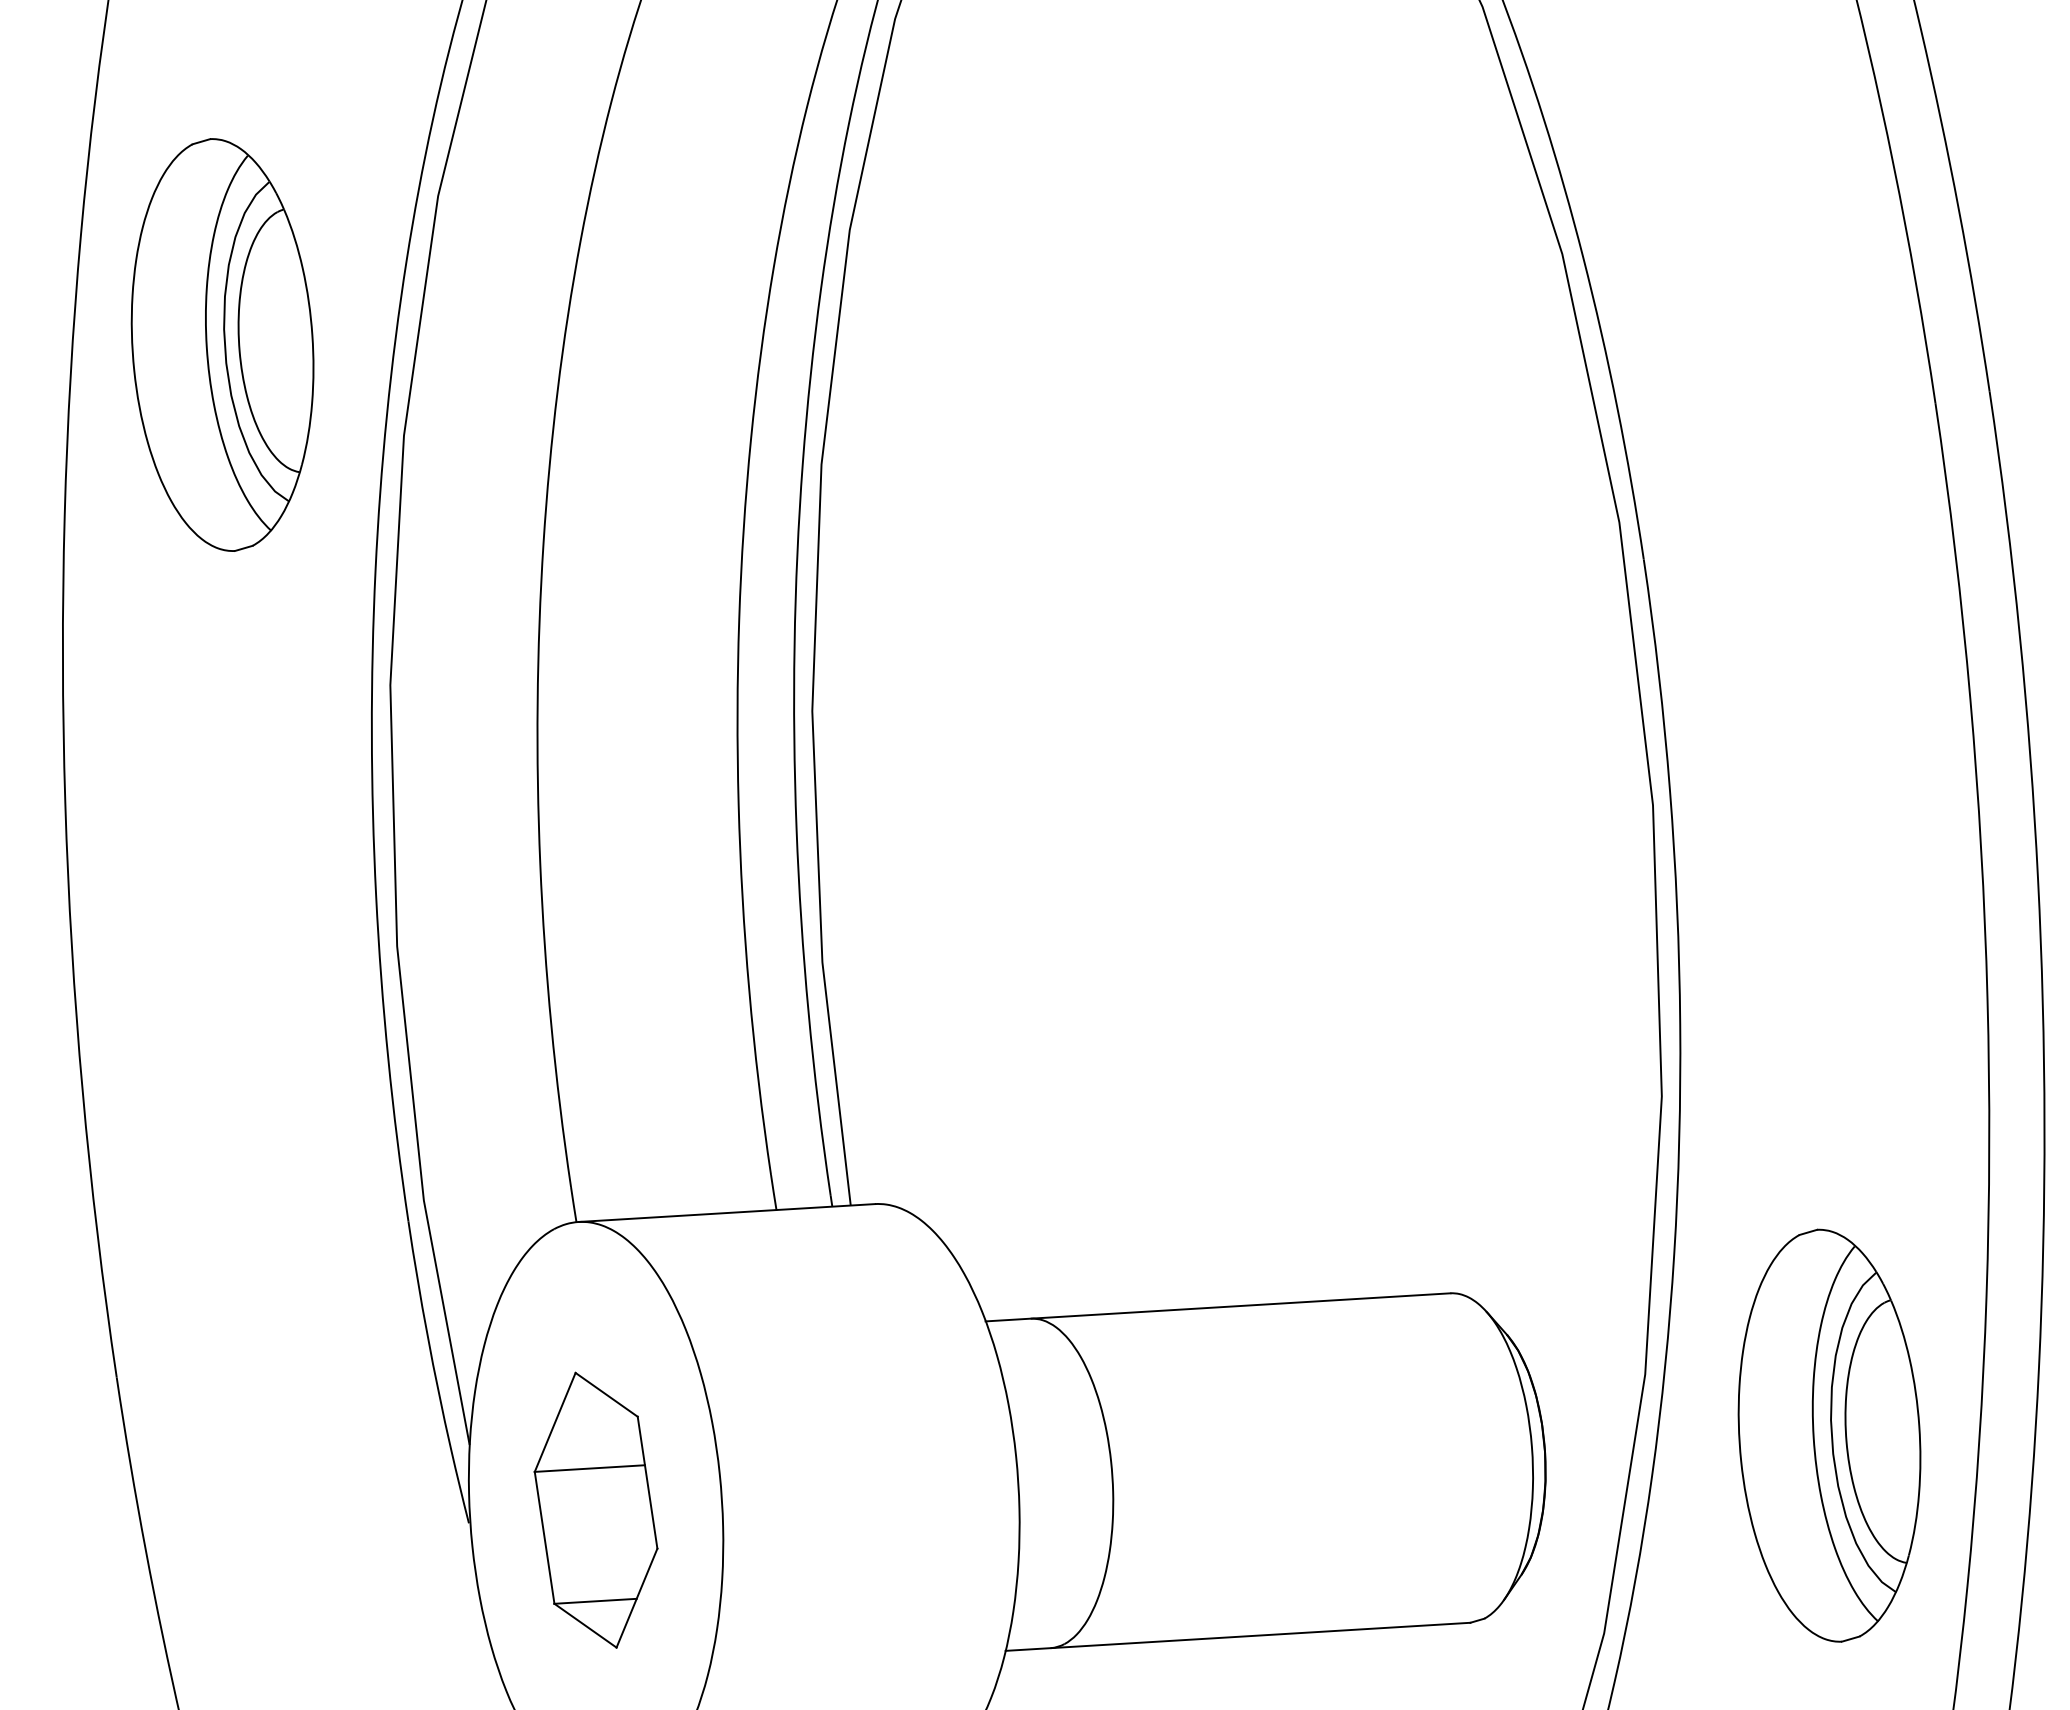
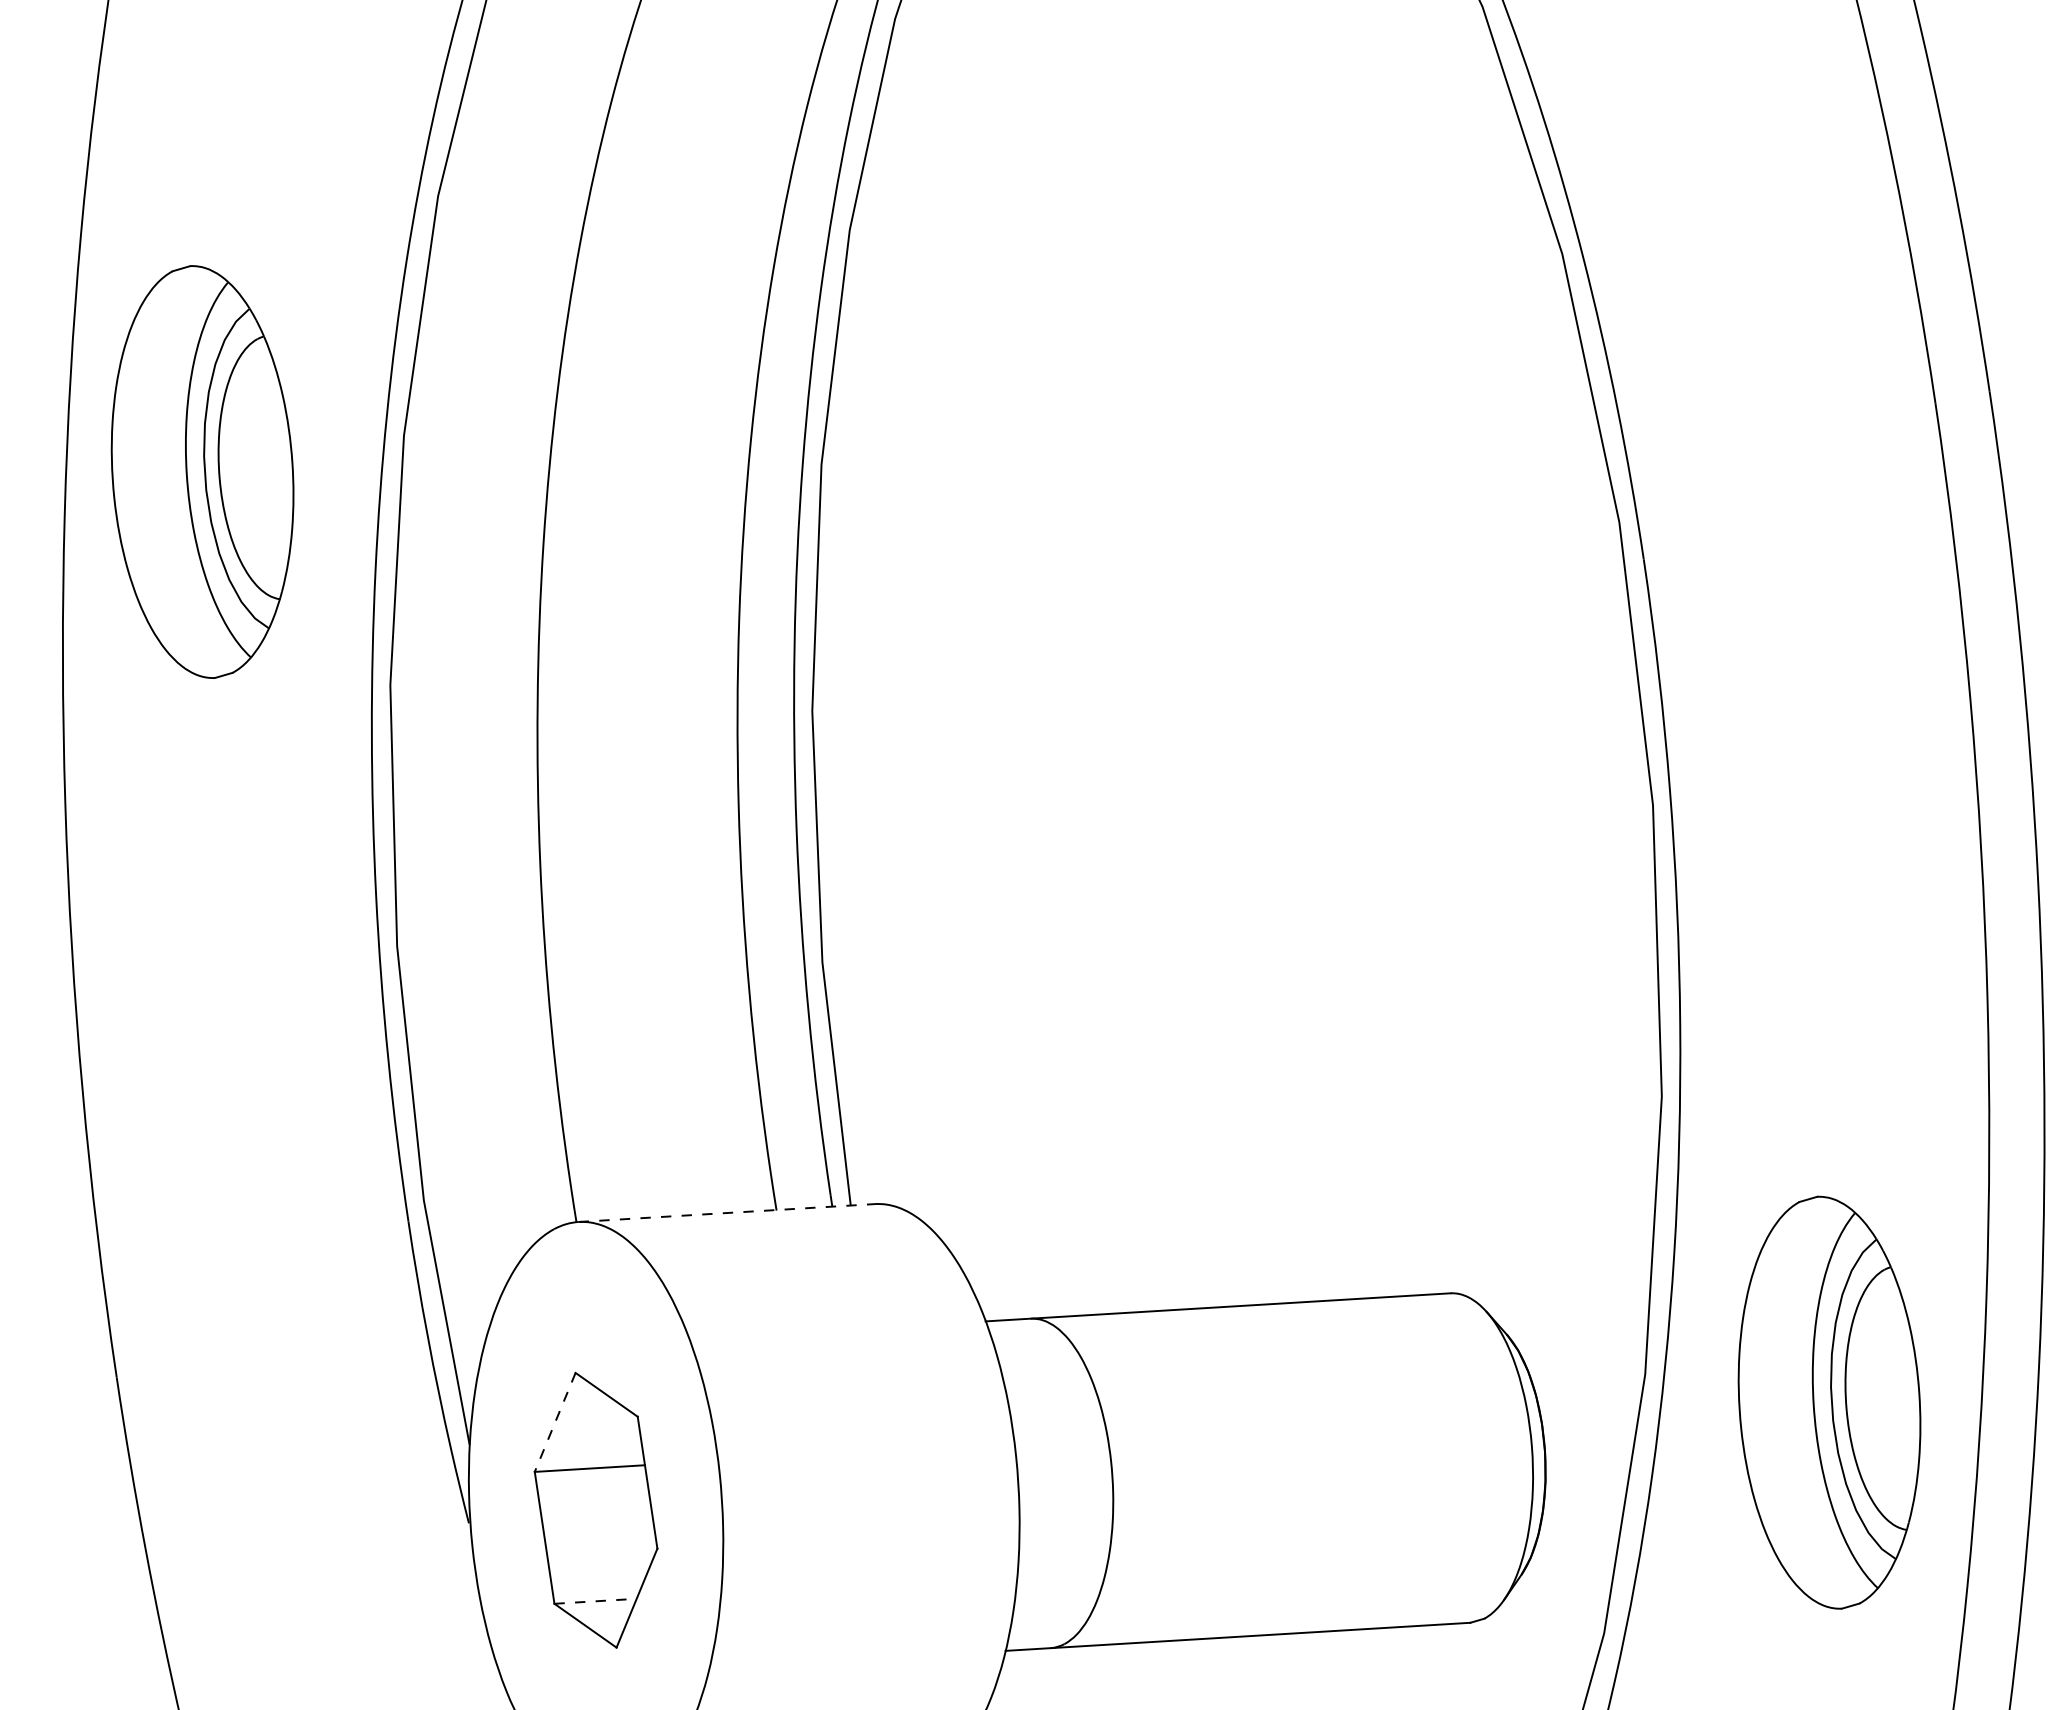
part position: (222, 344) -> (202, 471) (202, 471)
line: solid -> dashed (727, 1213)
line: solid -> dashed (555, 1422)
part position: (1829, 1435) -> (1829, 1402) (1829, 1402)
line: solid -> dashed (596, 1601)
